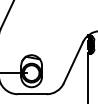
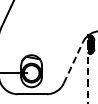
line: solid -> dashed (73, 62)
line: solid -> dashed (88, 77)
